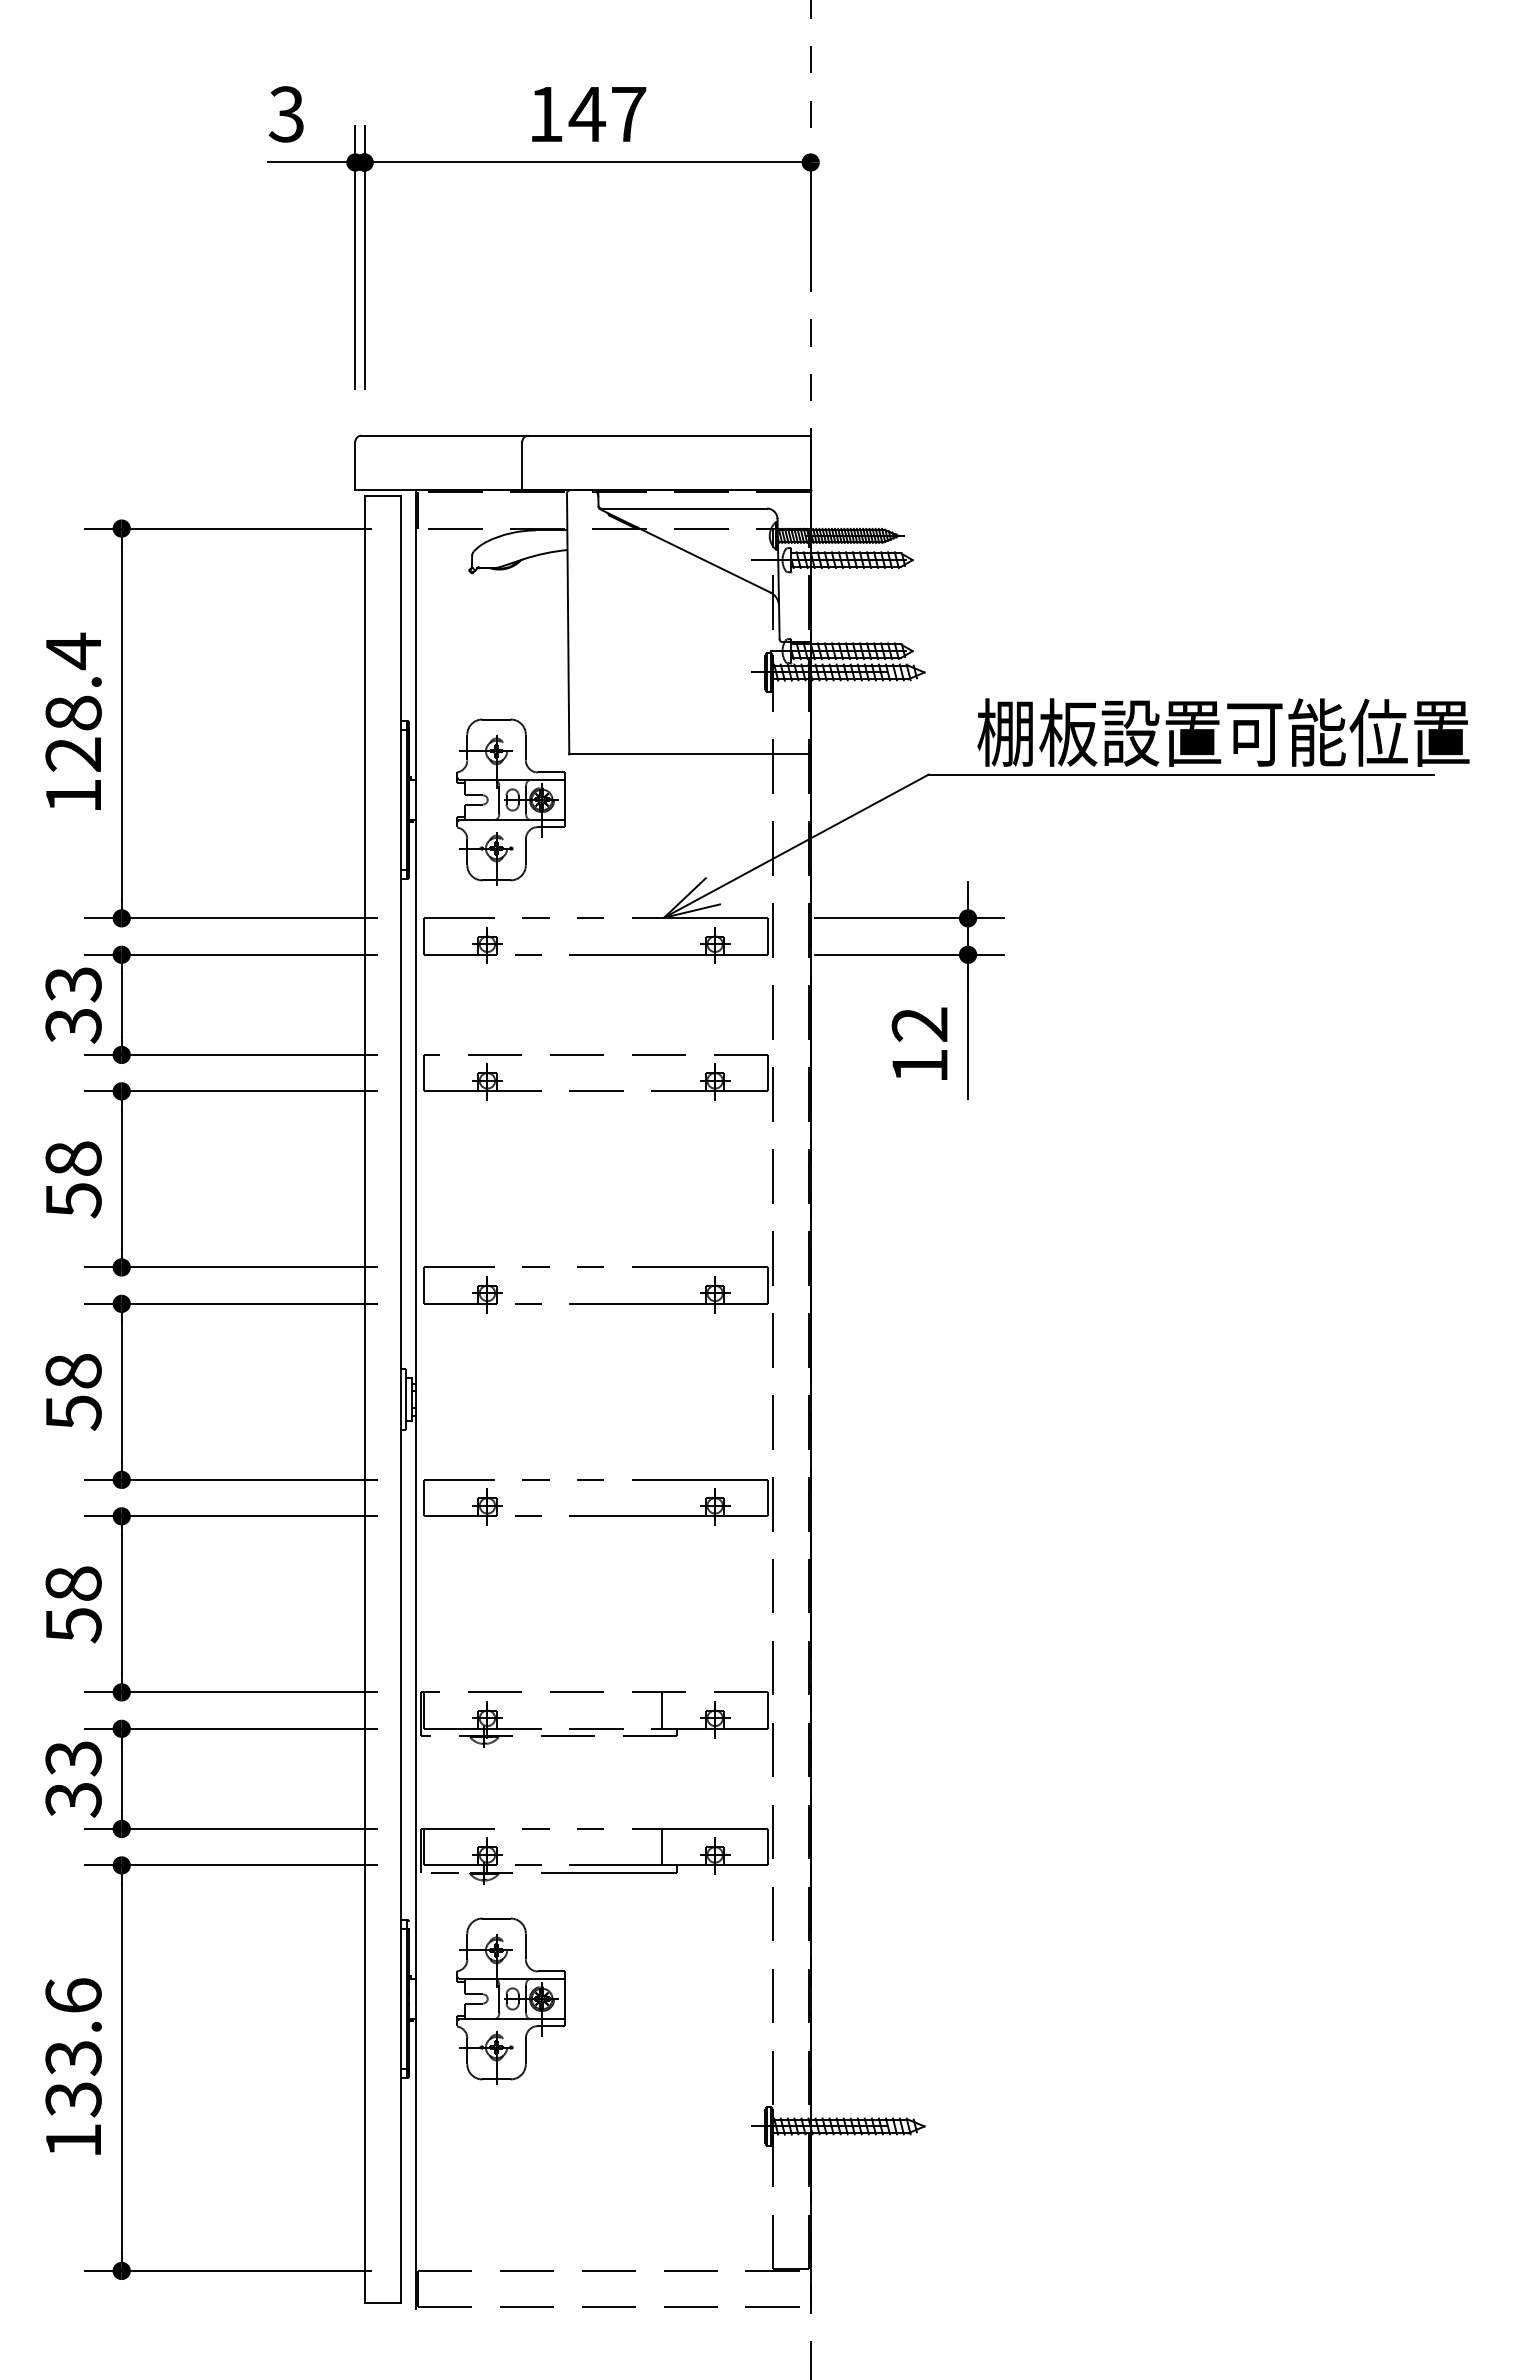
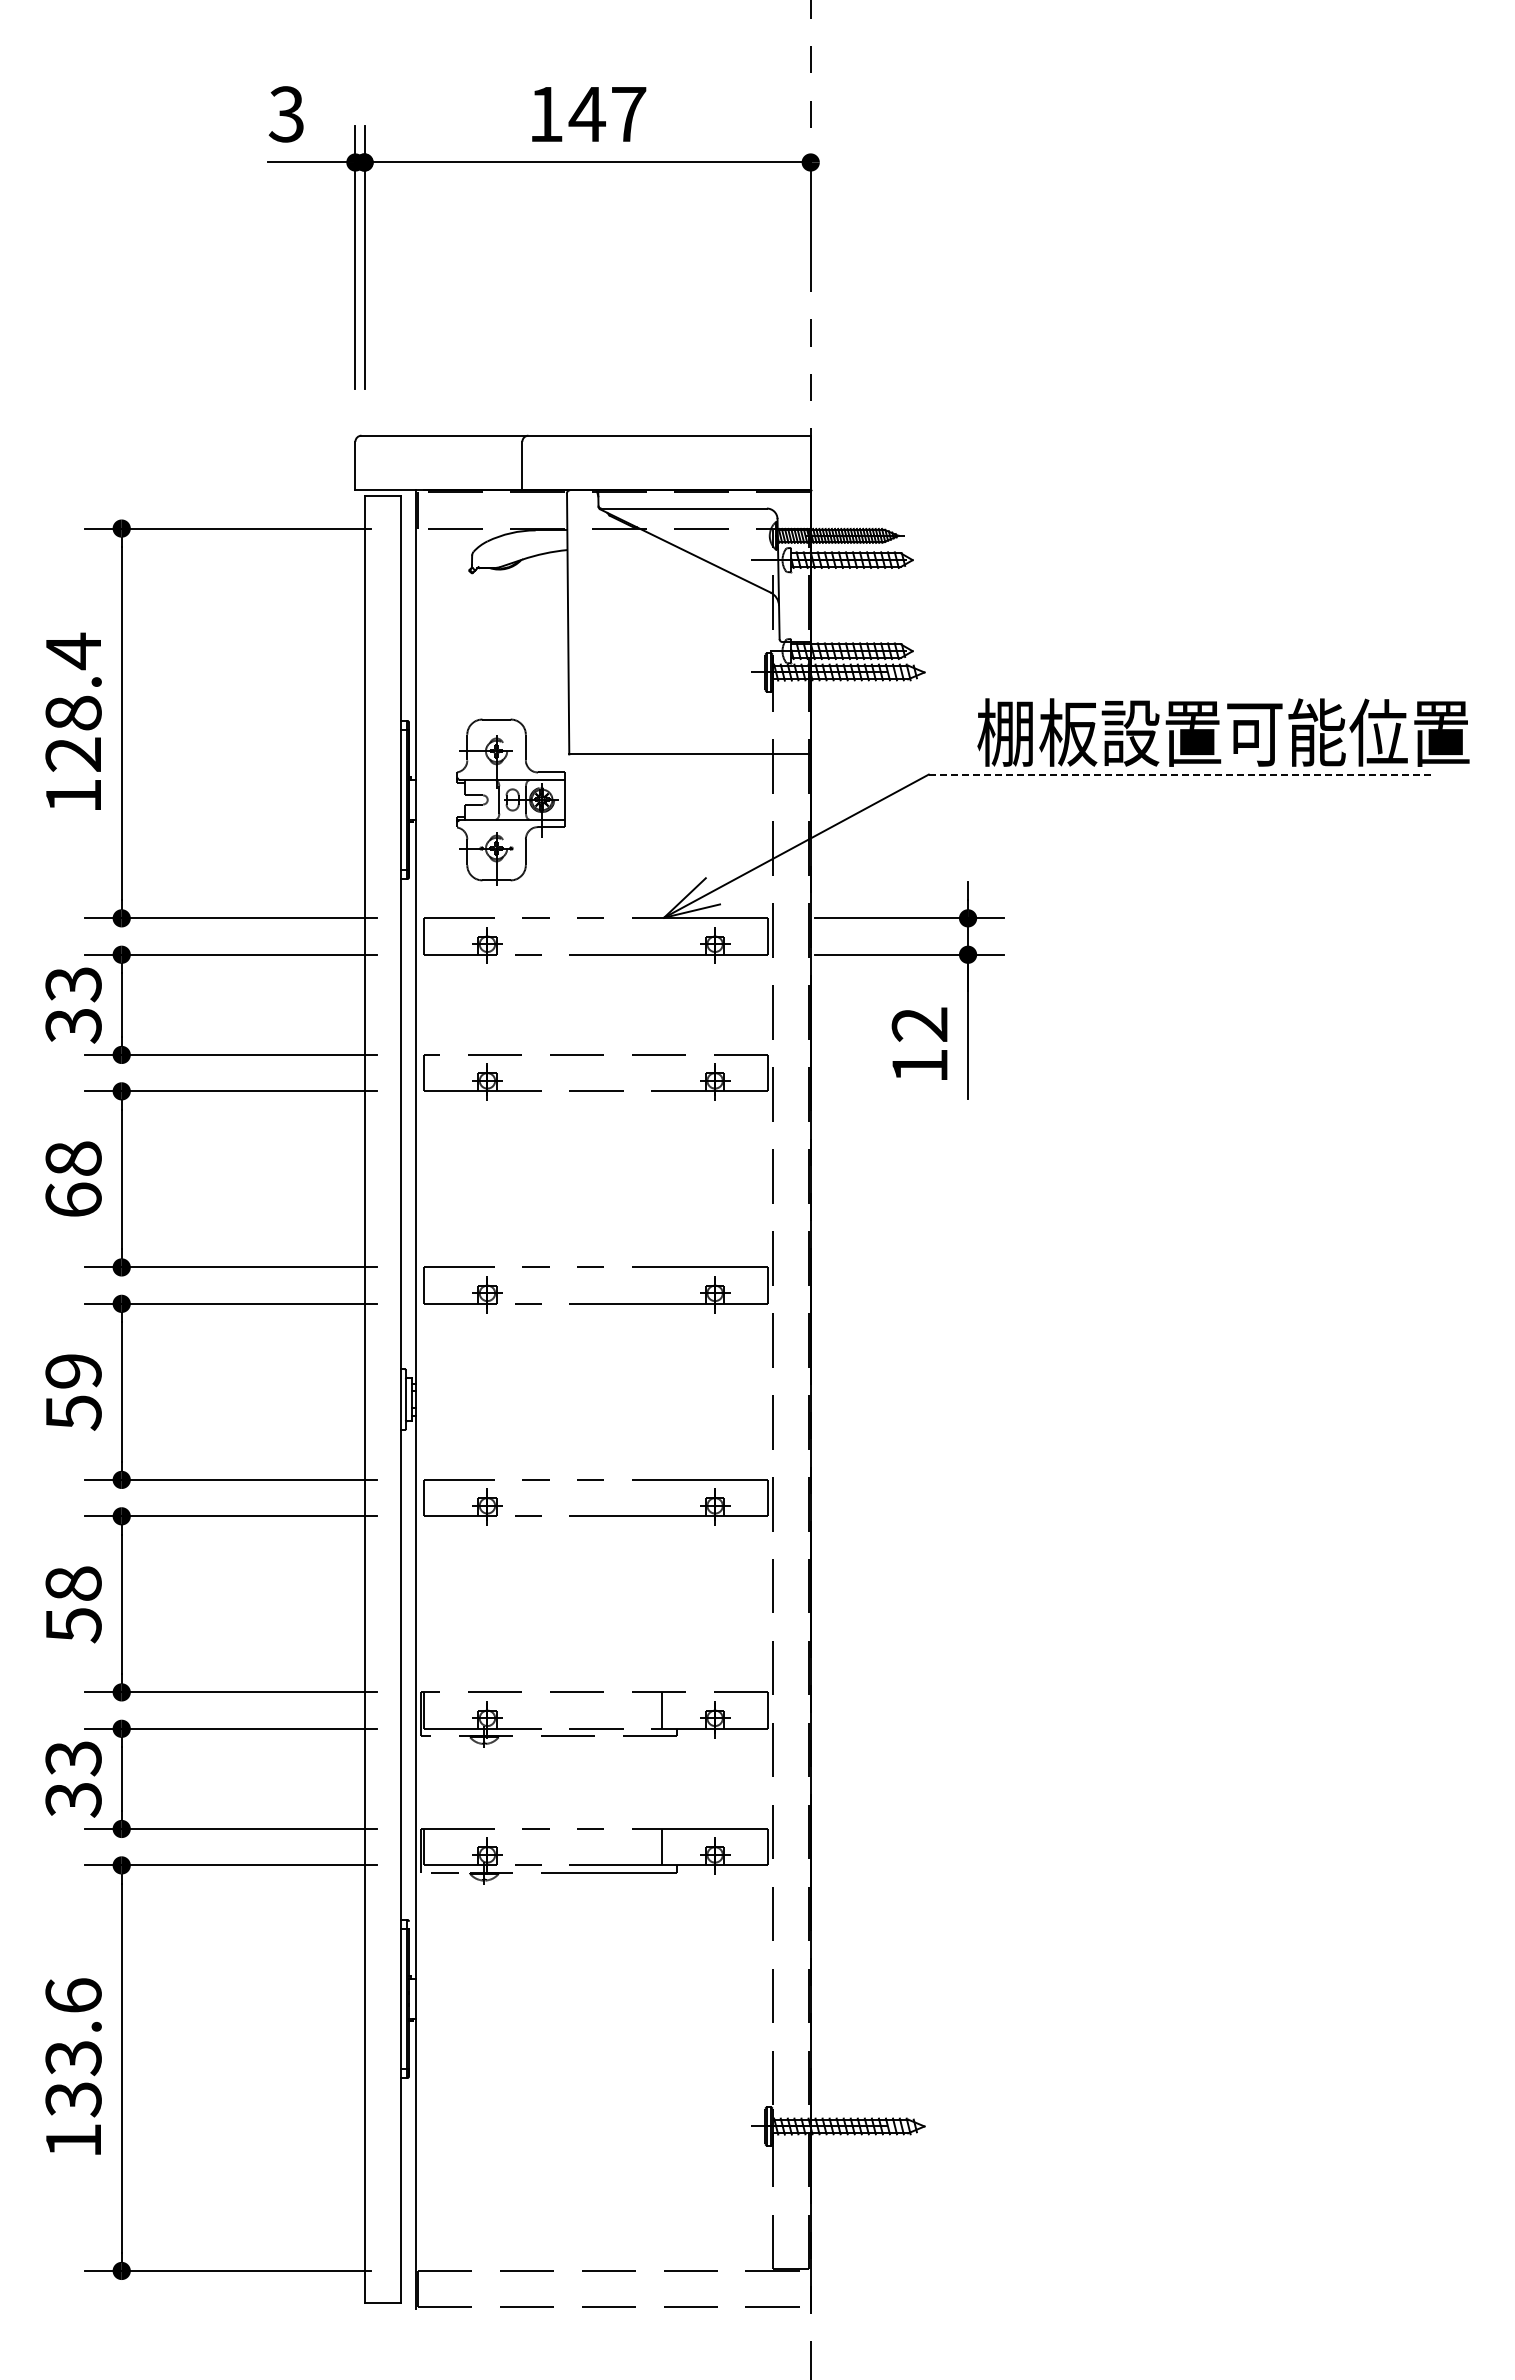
line: solid -> dashed (1181, 774)
text: 58 -> 68 (73, 1200)
text: 58 -> 59 (73, 1371)
part: present -> none (510, 2000)
